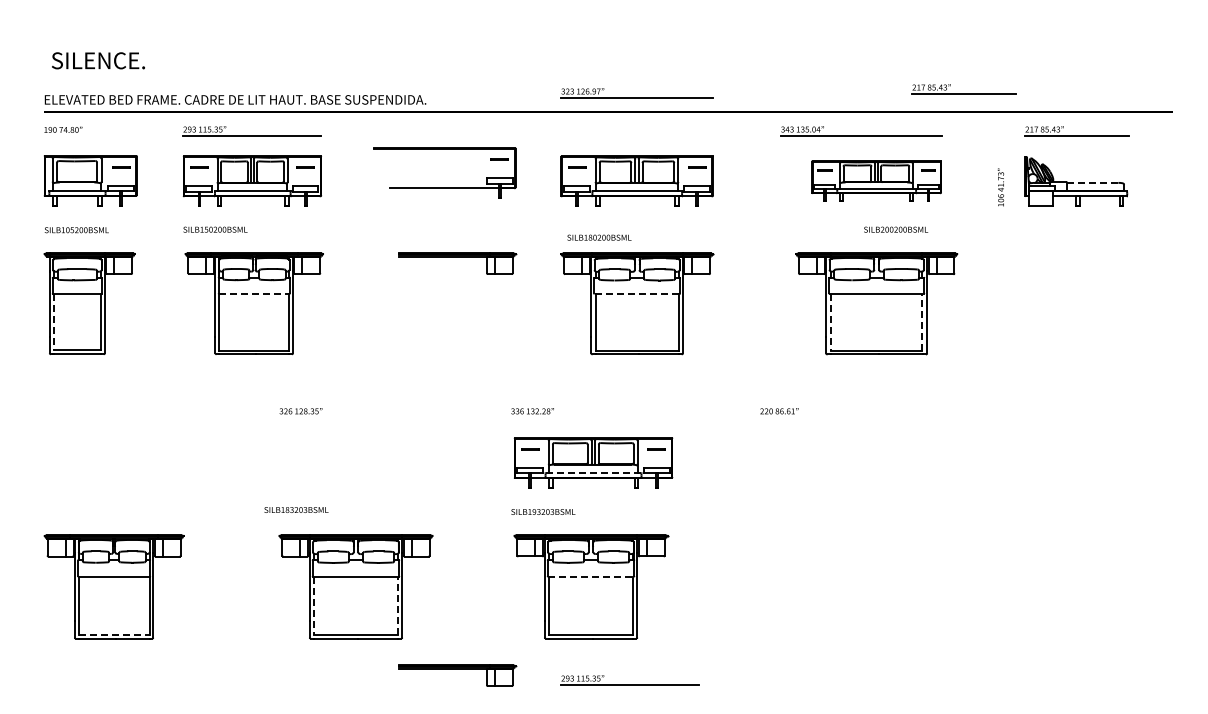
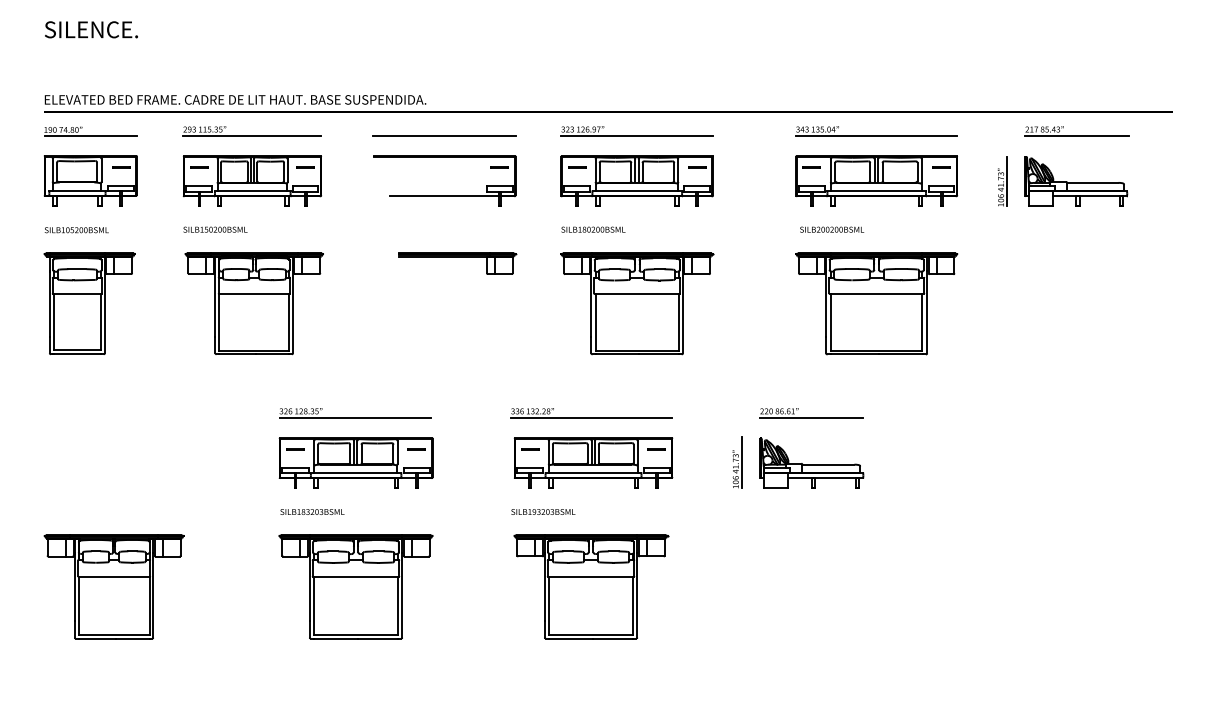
text position: (98, 60) -> (91, 29) (91, 29)
part: present -> none (963, 89)
part position: (636, 93) -> (636, 131) (636, 131)
part position: (861, 131) -> (876, 131) (876, 131)
line: none -> present (90, 135)
line: none -> present (444, 135)
part size: 131x42 px -> 163x52 px (876, 180)
line: none -> present (1007, 181)
line: dashed -> solid (1092, 182)
part position: (444, 187) -> (444, 195) (444, 195)
text position: (896, 229) -> (832, 229) (832, 229)
text position: (599, 237) -> (593, 229) (593, 229)
line: dashed -> solid (254, 293)
line: dashed -> solid (637, 293)
line: dashed -> solid (54, 322)
line: dashed -> solid (830, 322)
line: dashed -> solid (922, 322)
line: none -> present (355, 417)
line: none -> present (591, 417)
line: none -> present (811, 417)
part: none -> present (355, 462)
part: none -> present (737, 462)
part: none -> present (811, 462)
line: dashed -> solid (593, 473)
text position: (296, 509) -> (312, 511) (312, 511)
line: dashed -> solid (591, 576)
line: dashed -> solid (397, 605)
line: dashed -> solid (314, 606)
line: dashed -> solid (114, 634)
part: present -> none (457, 675)
part: present -> none (629, 680)
